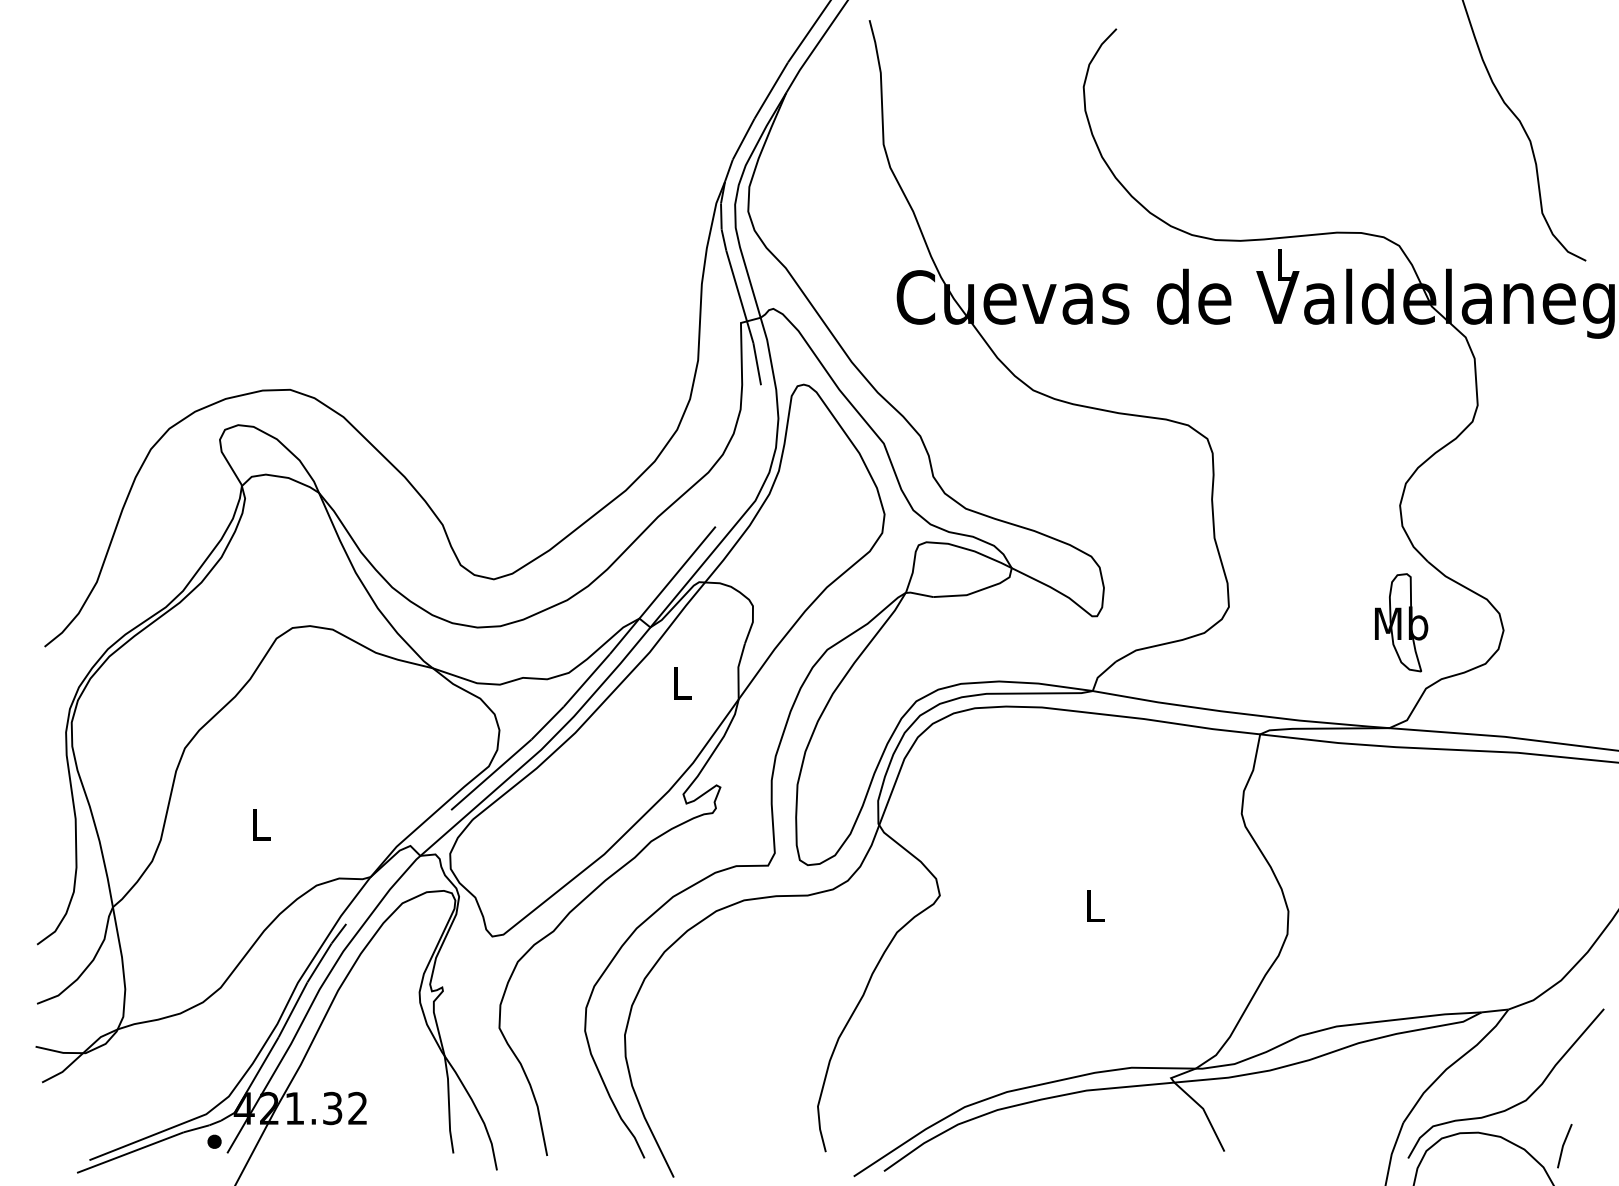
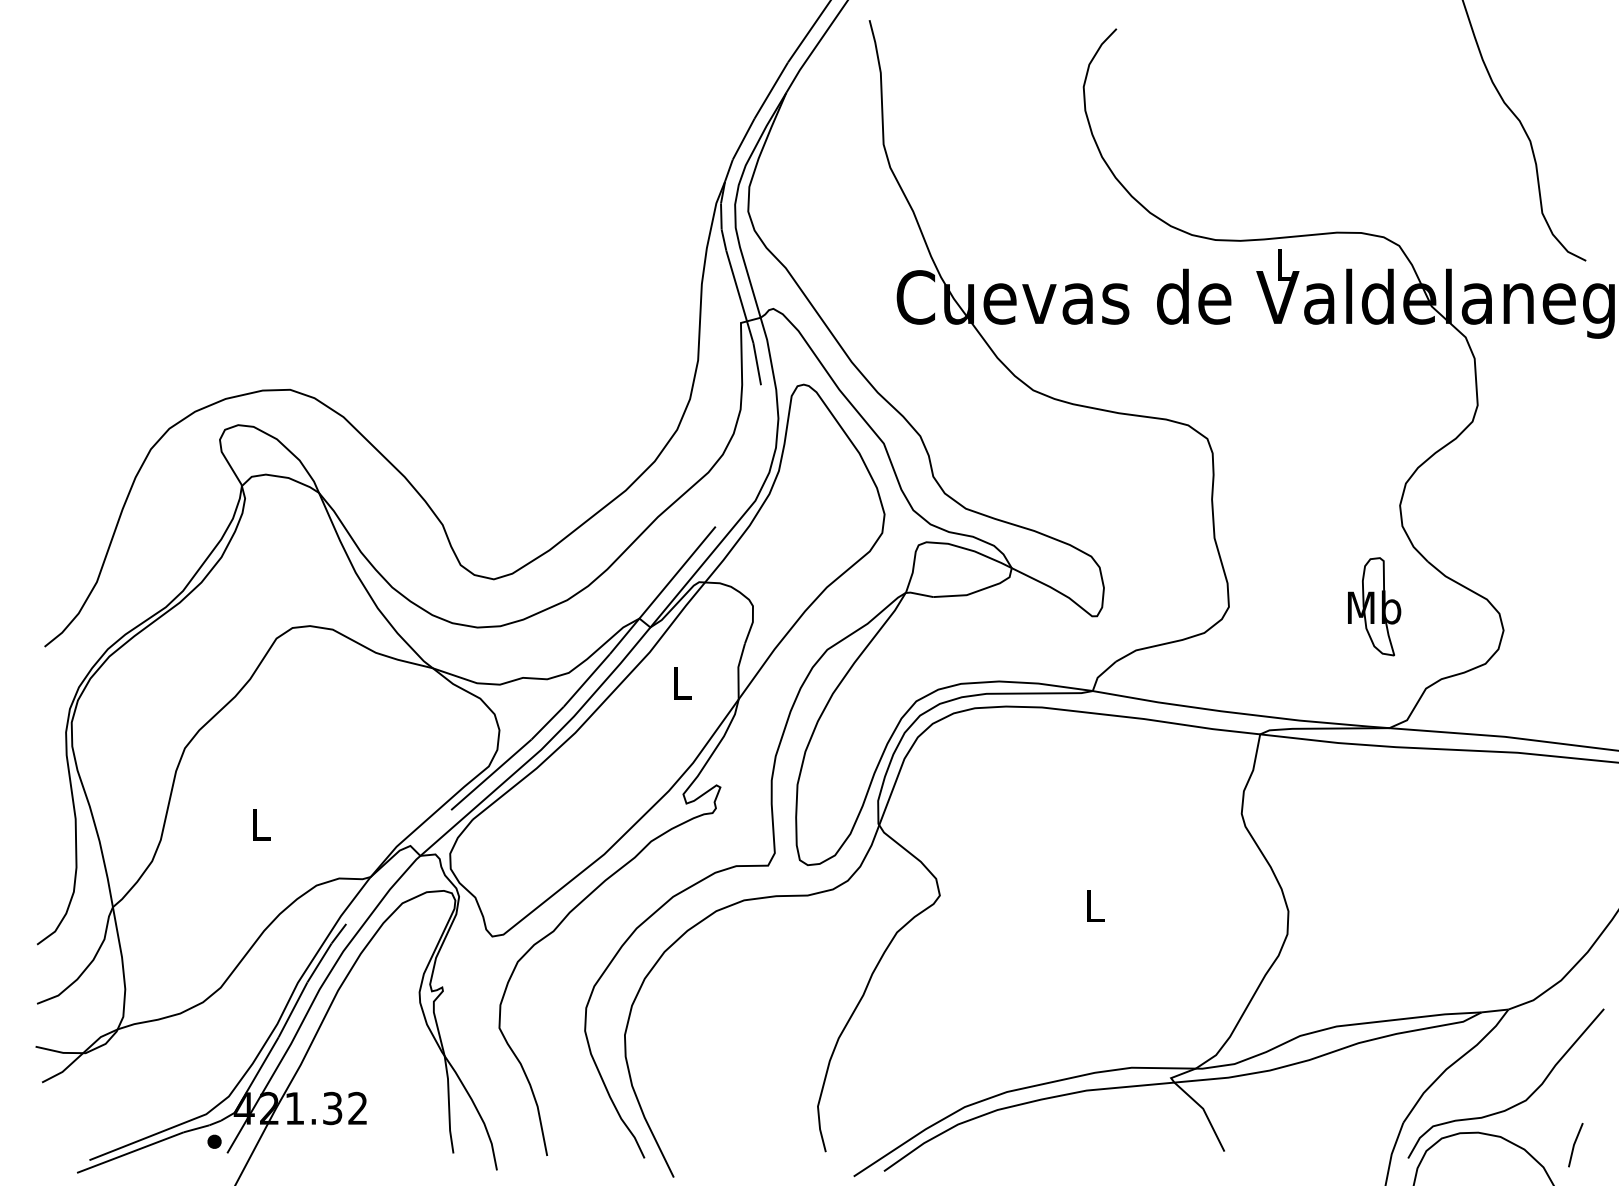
part position: (1401, 622) -> (1374, 606) (1374, 606)
line position: (1564, 1145) -> (1575, 1144) (1575, 1144)
